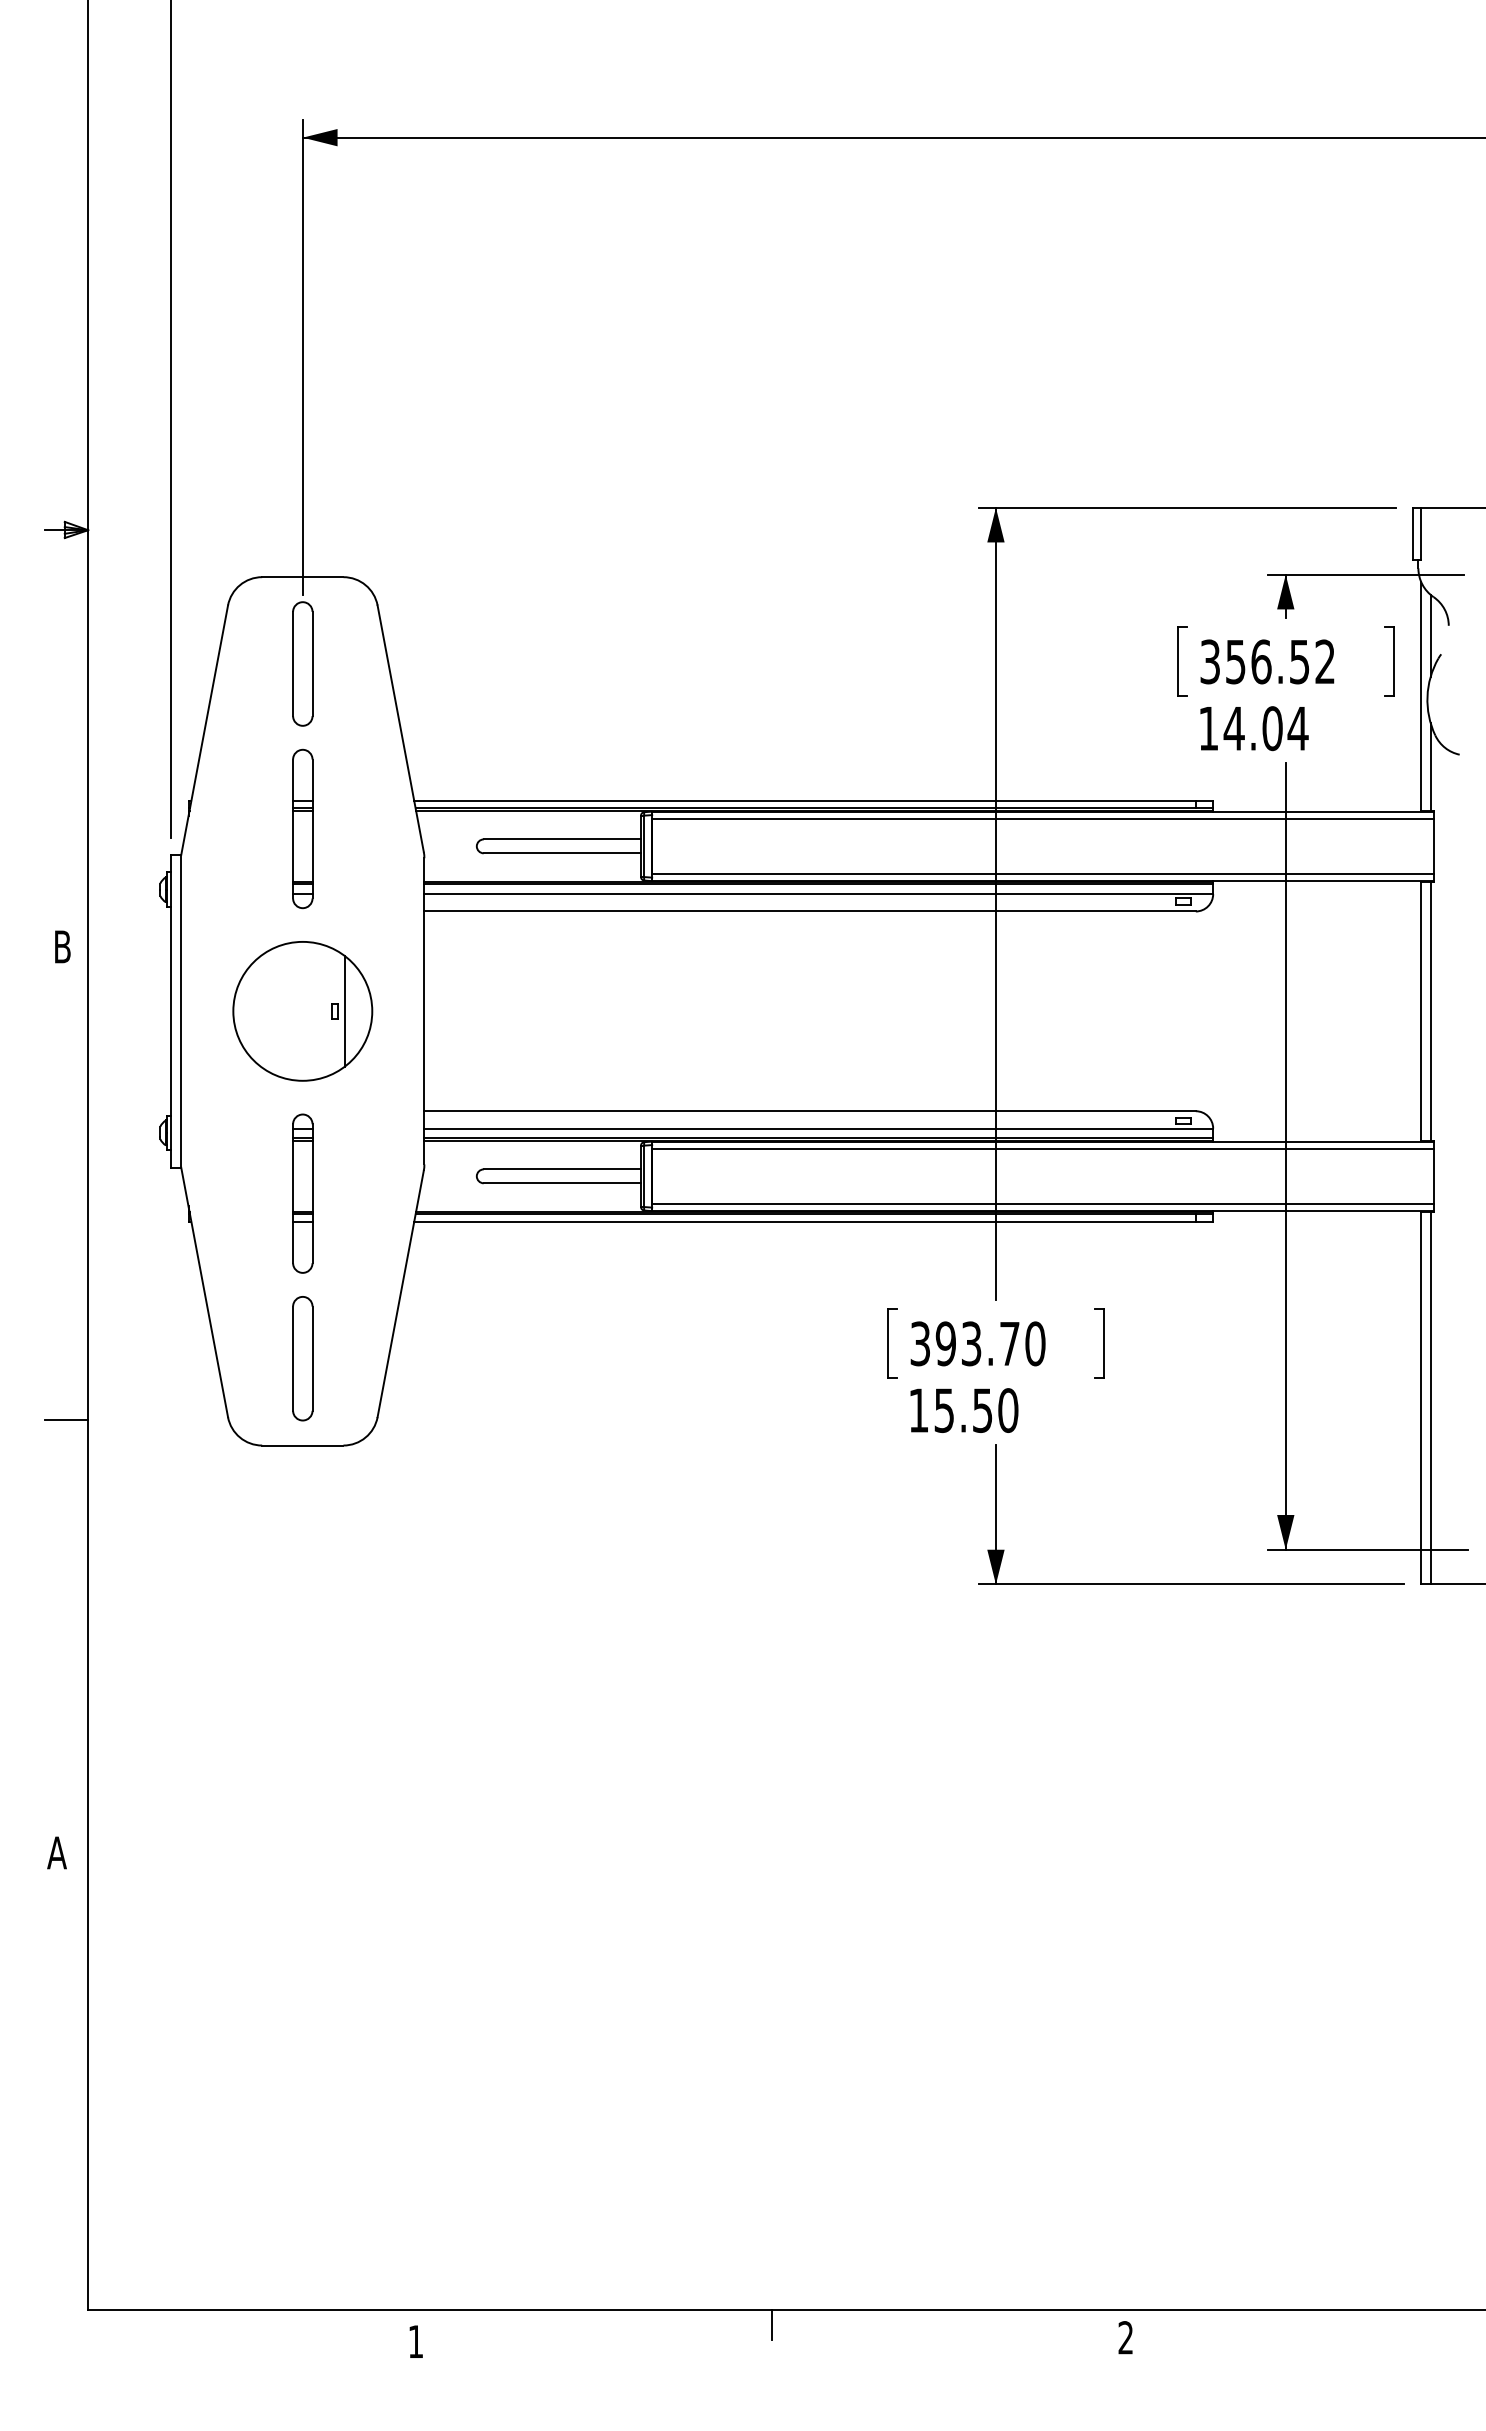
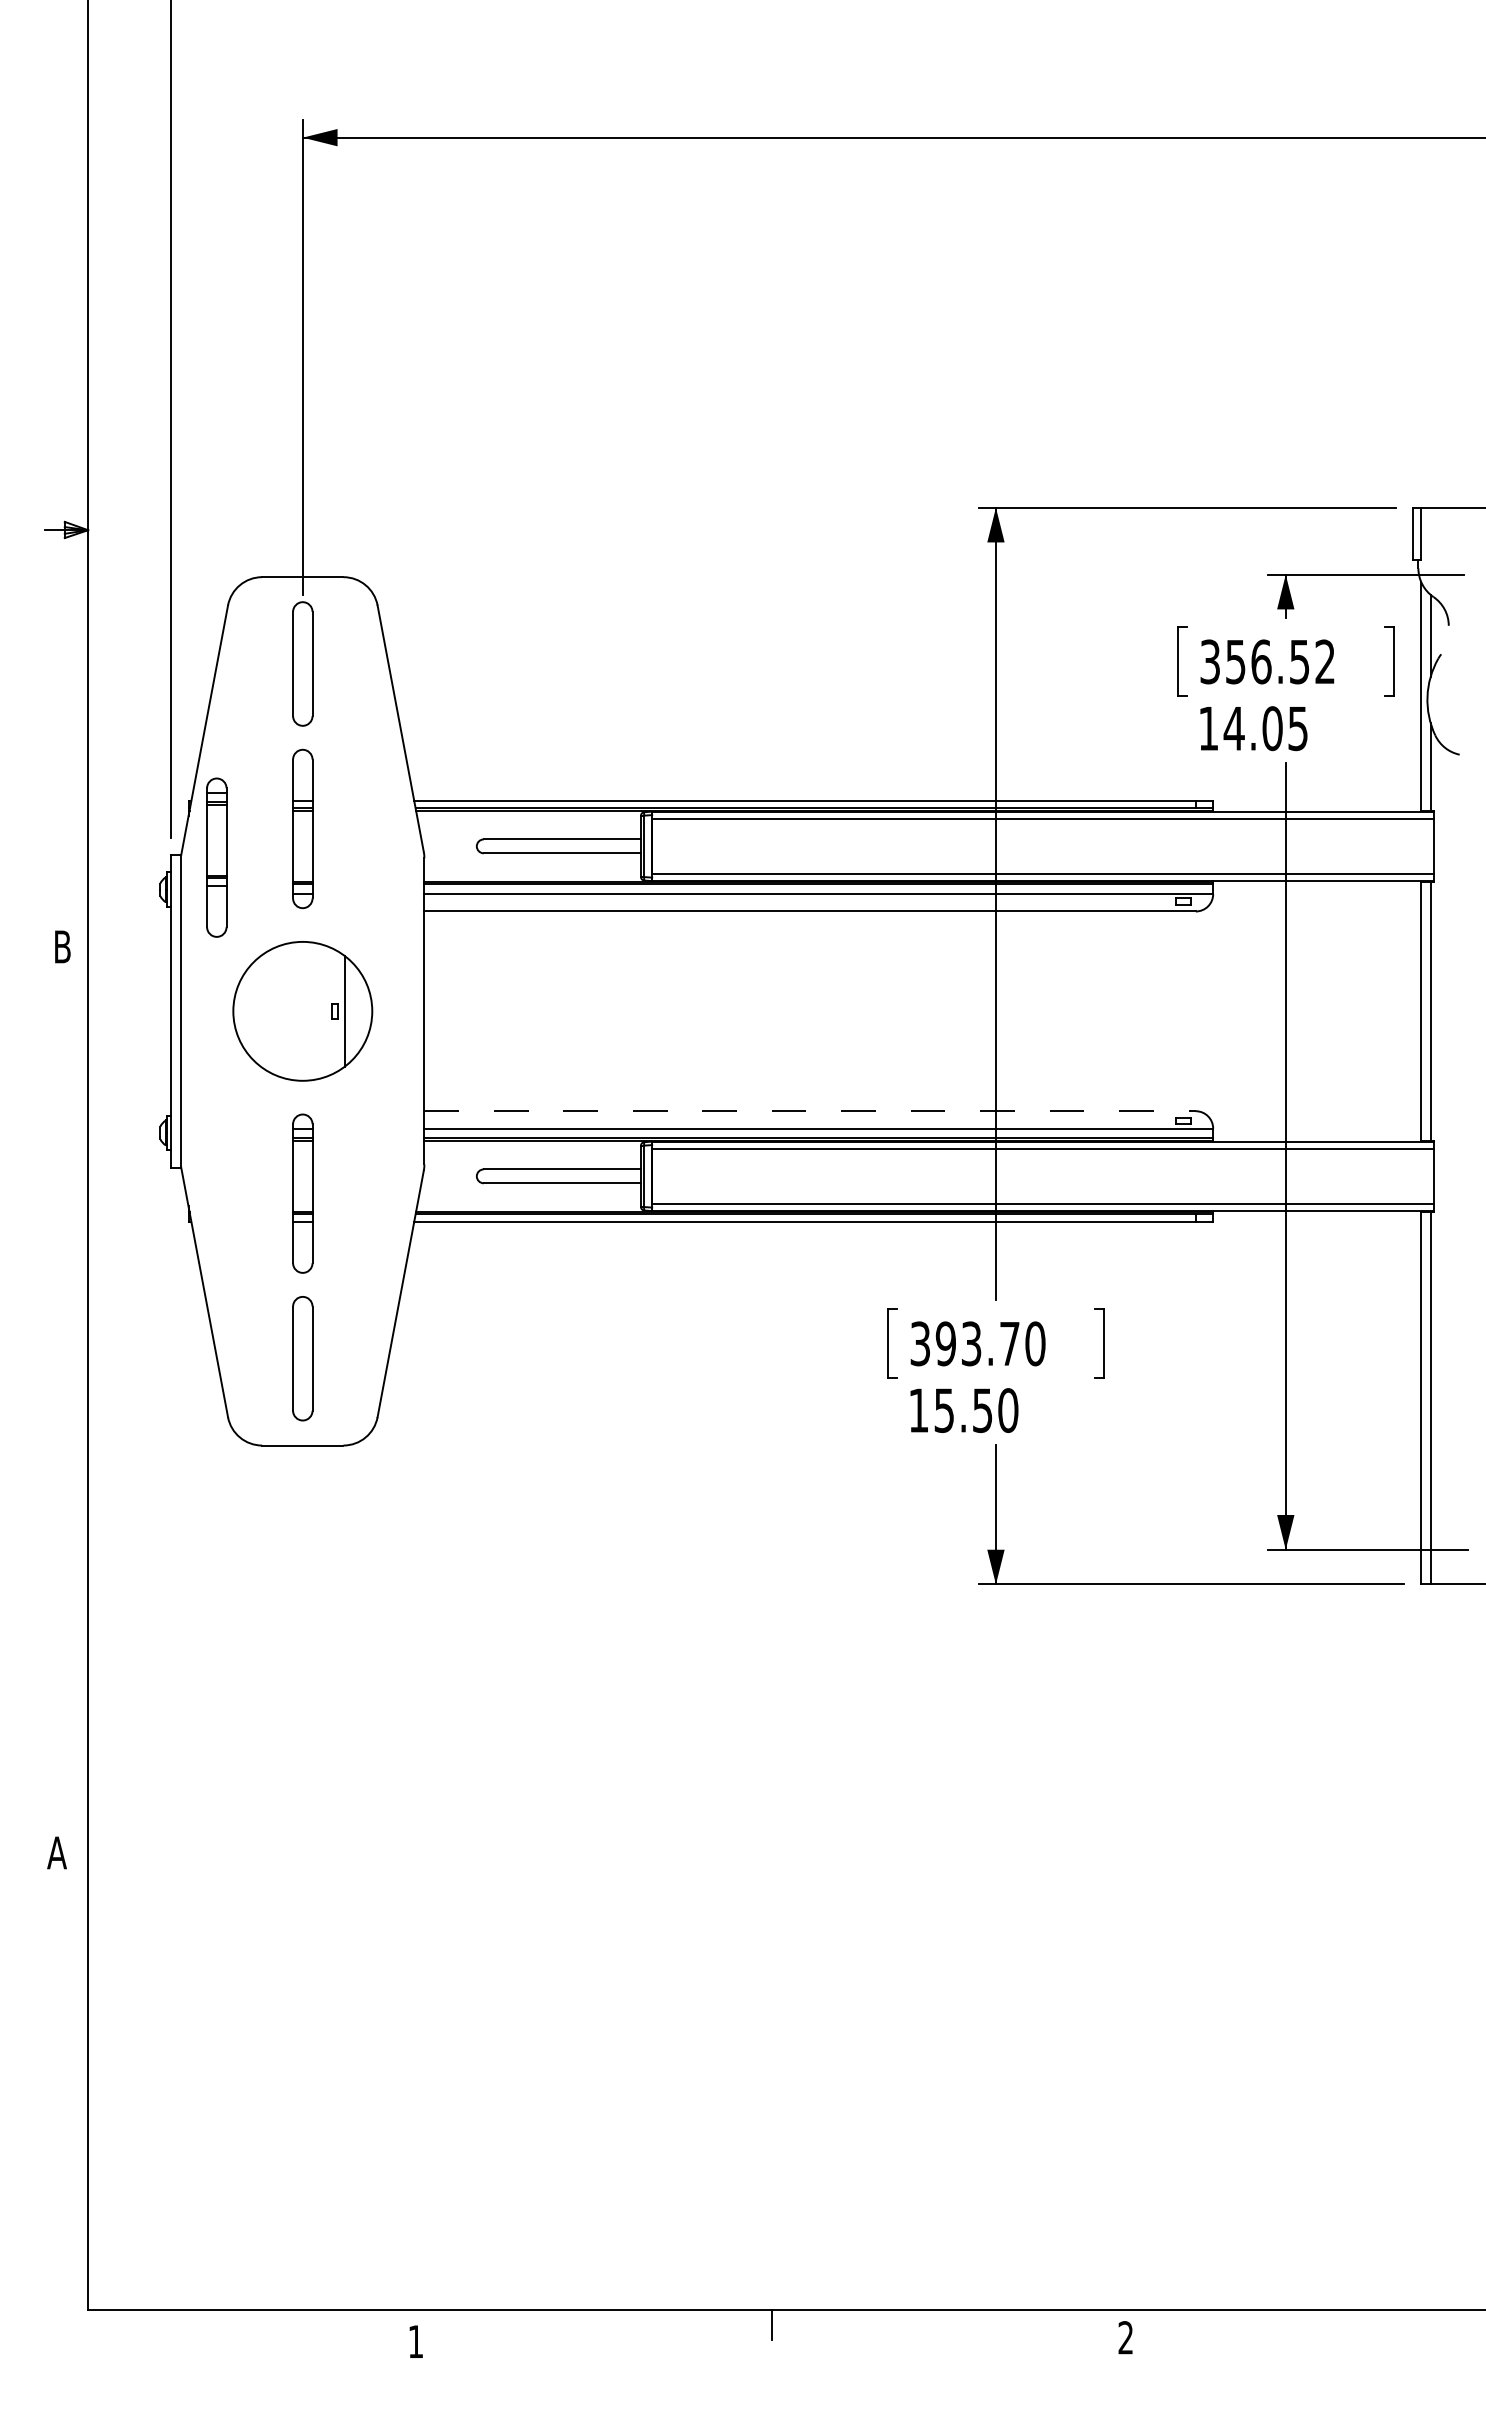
text: 14.04 -> 14.05 (1297, 729)
part: none -> present (216, 857)
line: solid -> dashed (810, 1111)
line: present -> none (66, 1420)
